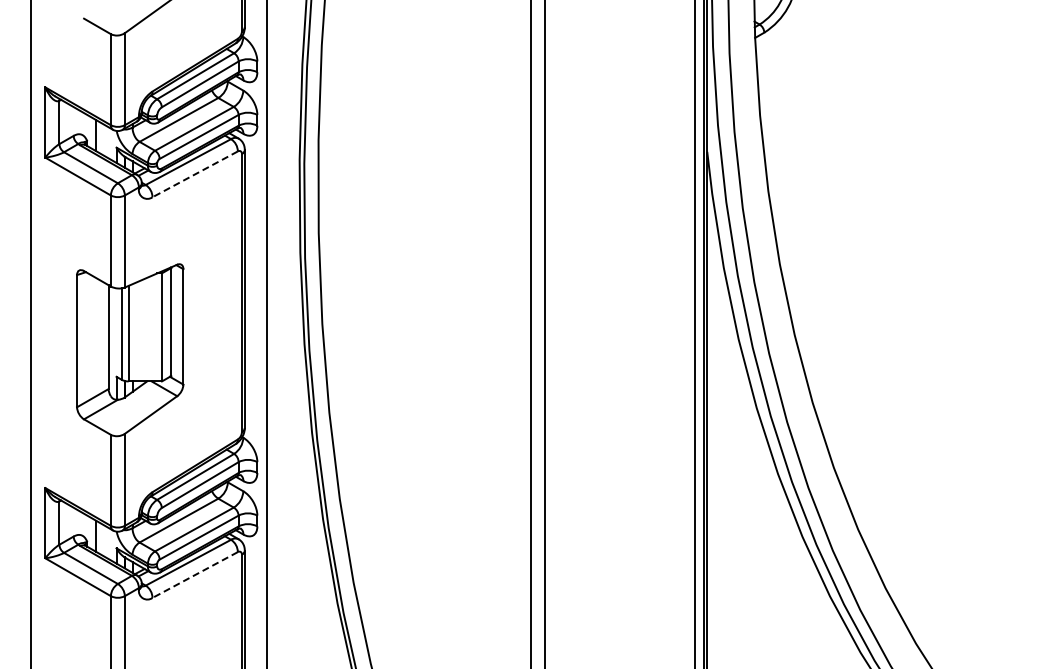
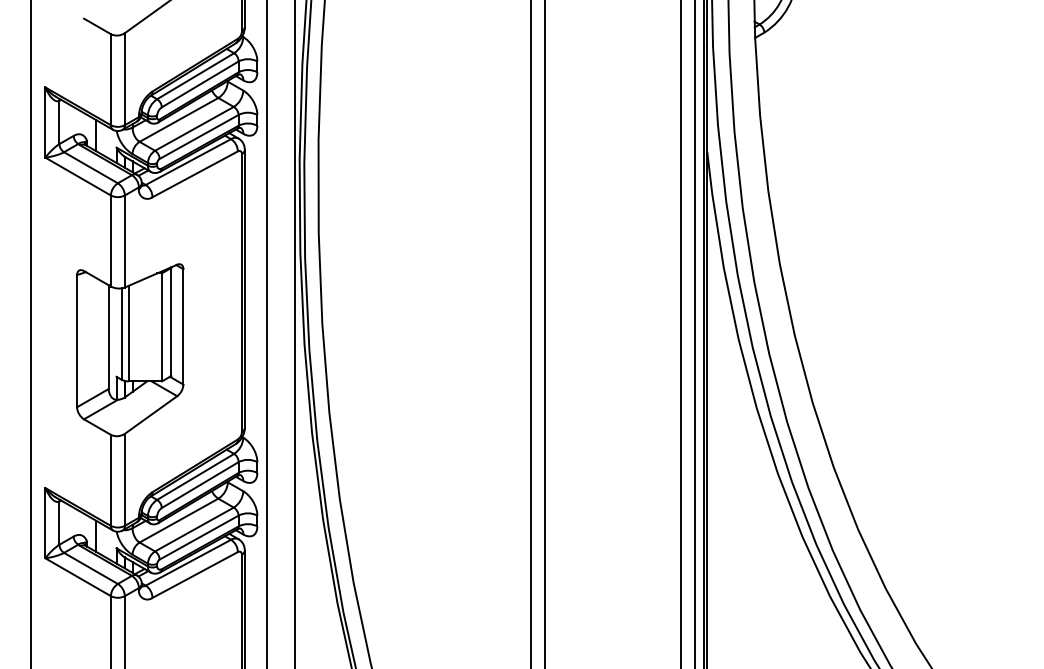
line: dashed -> solid (194, 174)
line: none -> present (294, 333)
line: none -> present (680, 333)
line: dashed -> solid (194, 575)
